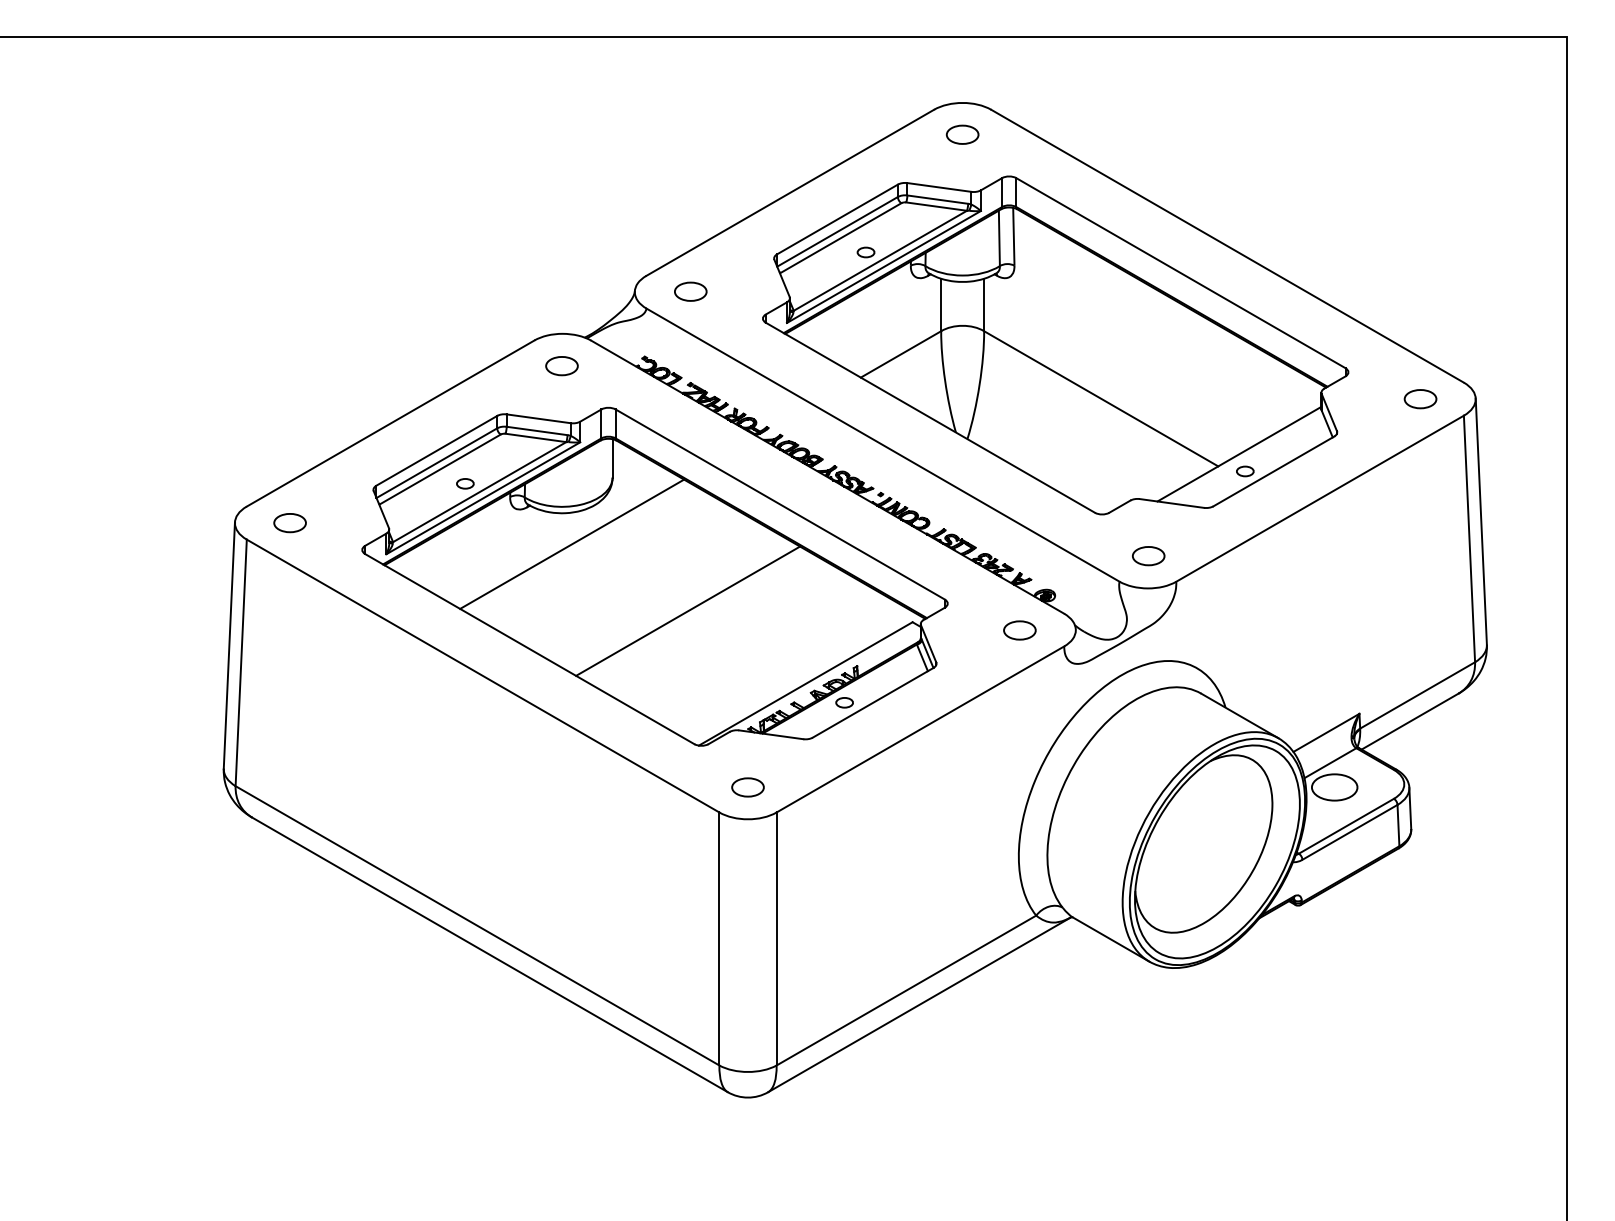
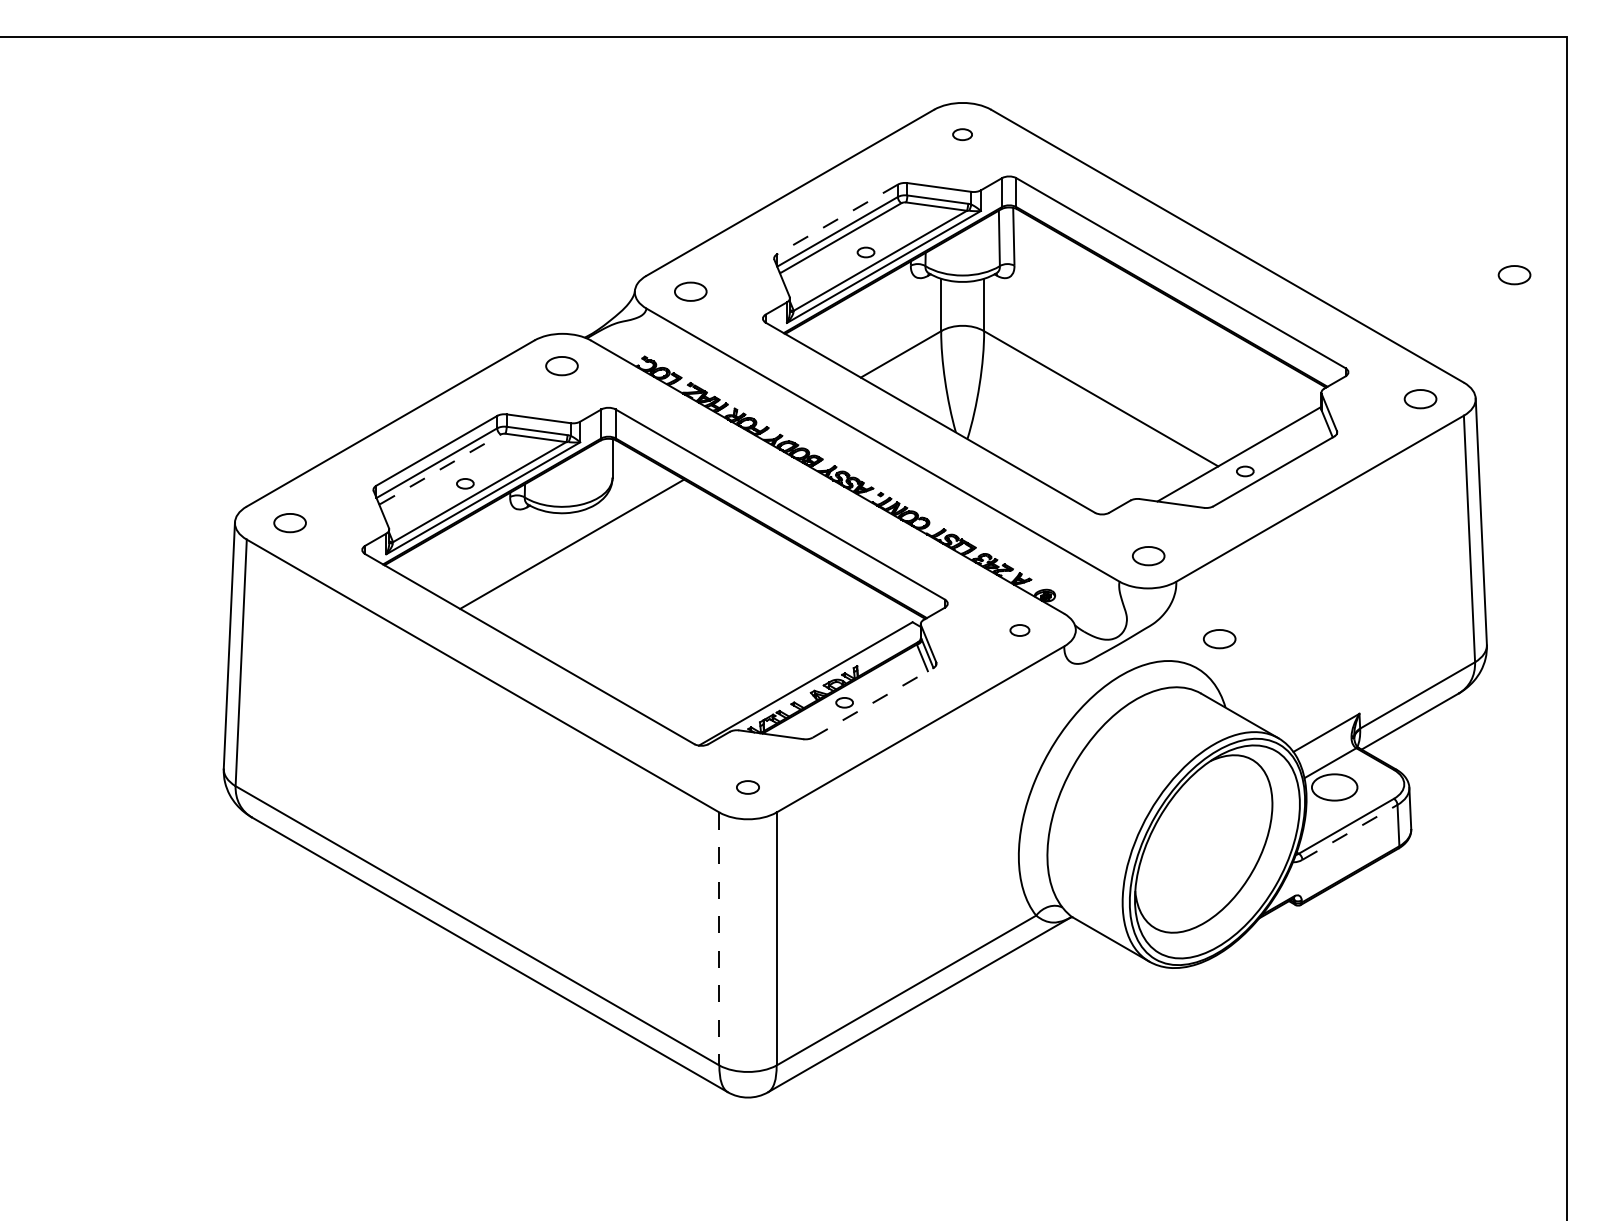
part size: 35x21 px -> 21x14 px (962, 134)
line: solid -> dashed (837, 219)
part: none -> present (1514, 275)
line: solid -> dashed (440, 469)
line: present -> none (688, 610)
part size: 34x21 px -> 22x13 px (1019, 630)
part: none -> present (1219, 639)
line: solid -> dashed (873, 702)
part size: 34x21 px -> 24x15 px (747, 787)
line: solid -> dashed (1349, 832)
line: solid -> dashed (719, 938)
